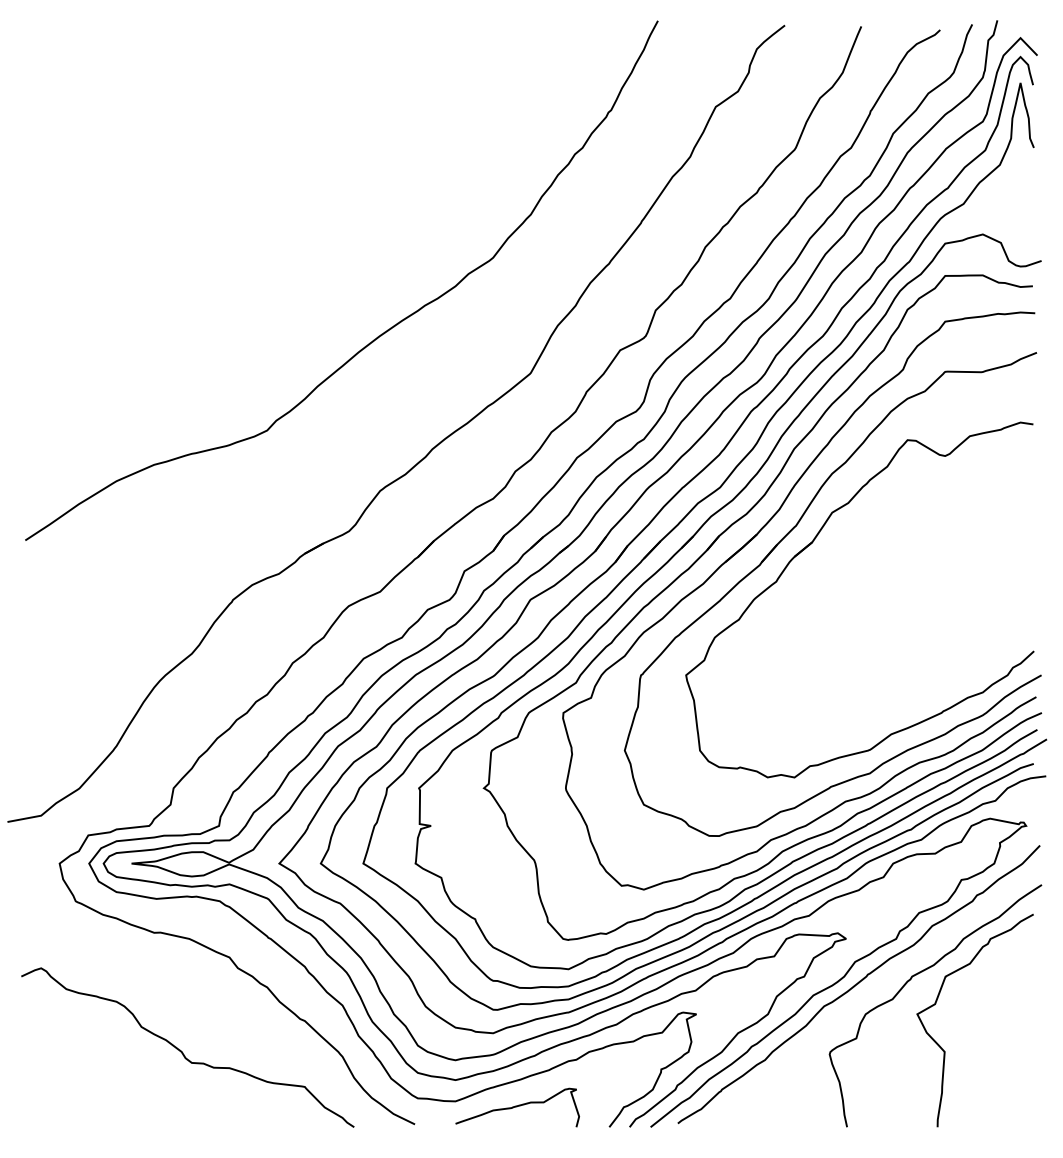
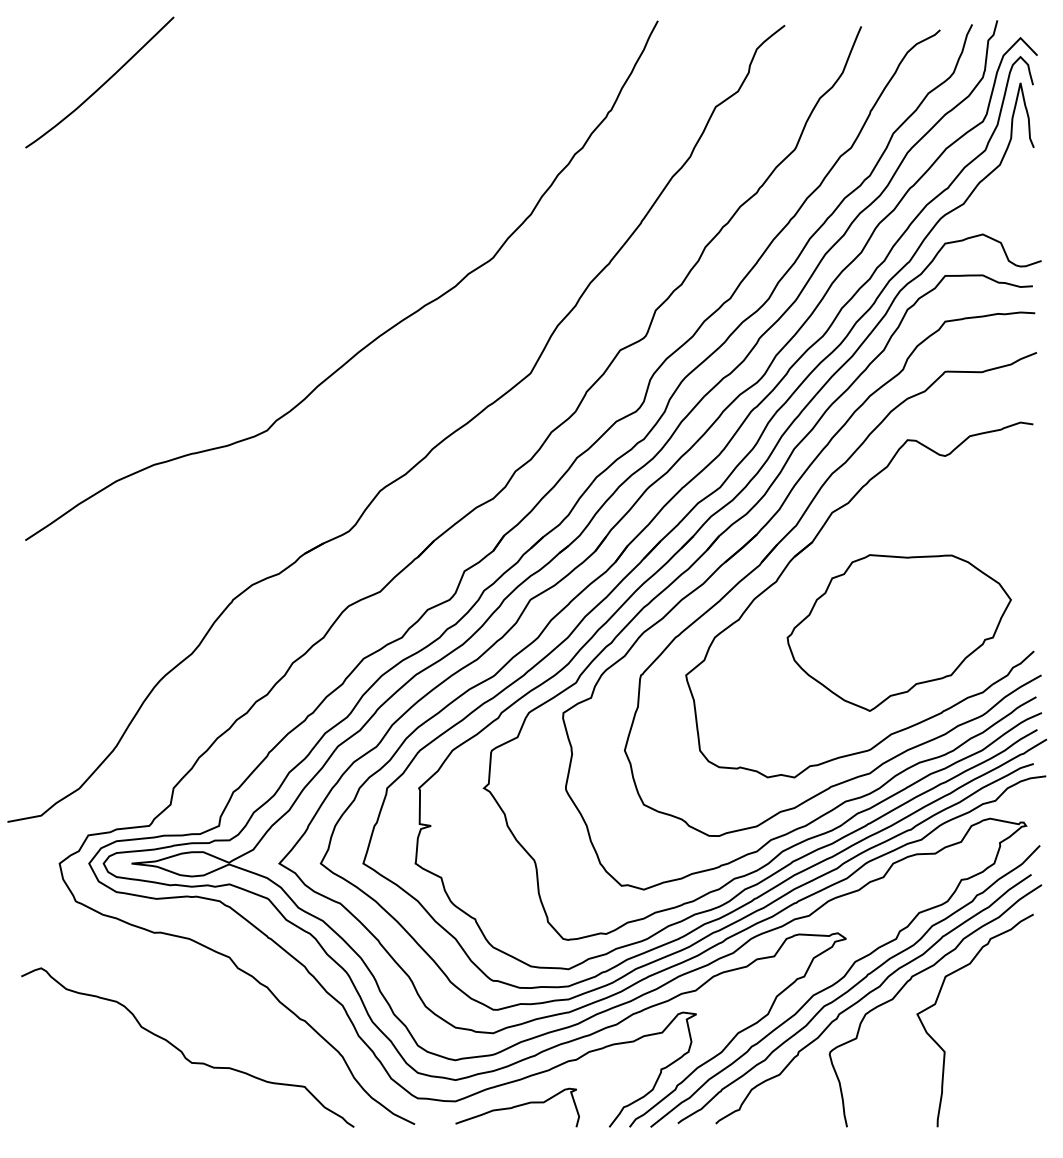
curve: none -> present (102, 84)
part: none -> present (898, 632)
curve: none -> present (870, 993)
